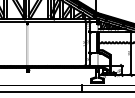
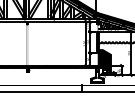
hatch: none -> present (104, 60)
